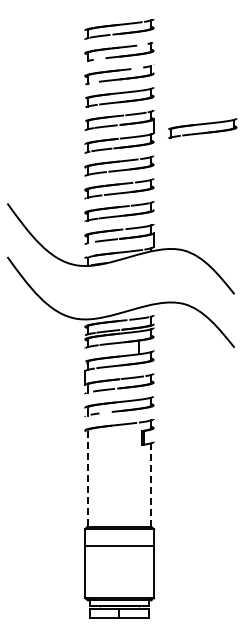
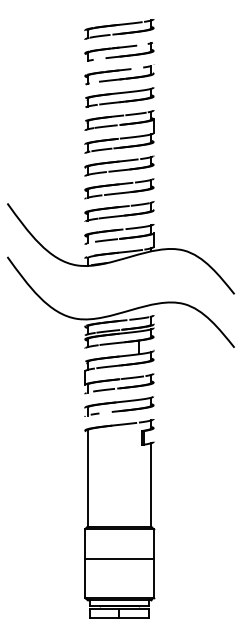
part: present -> none (202, 128)
line: dashed -> solid (87, 479)
line: dashed -> solid (151, 485)
line position: (119, 546) -> (119, 559) (119, 559)
